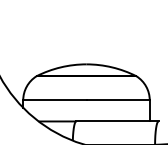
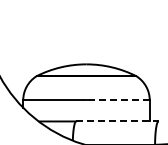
line: solid -> dashed (118, 100)
line: solid -> dashed (117, 121)
